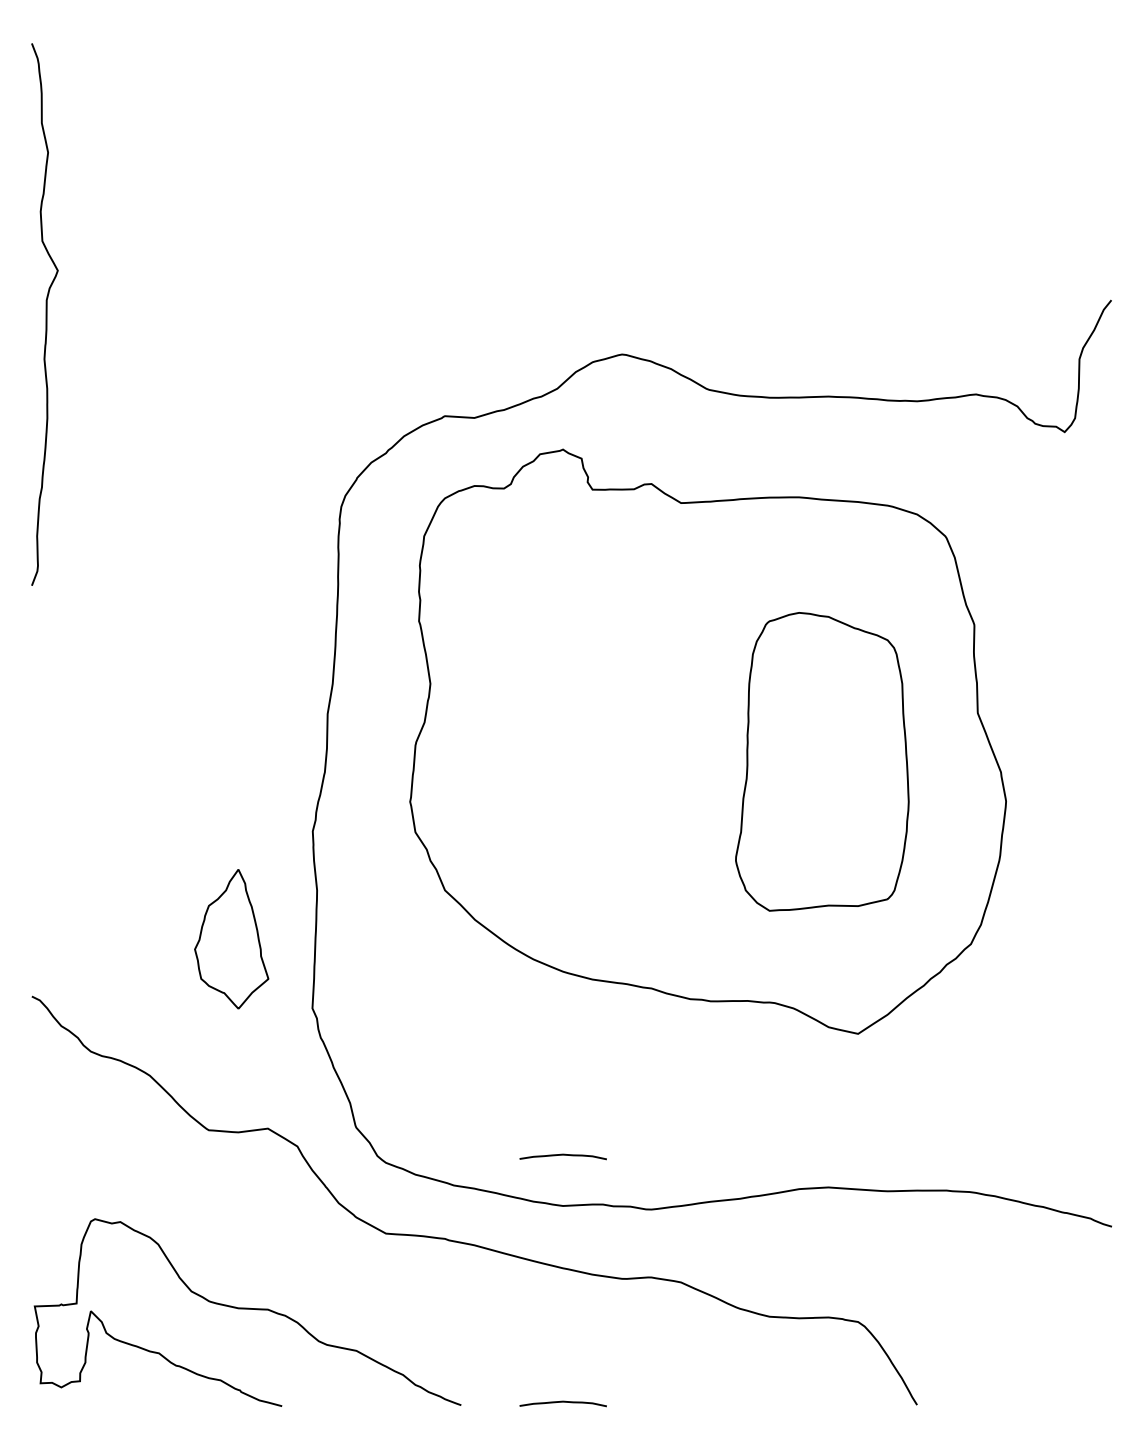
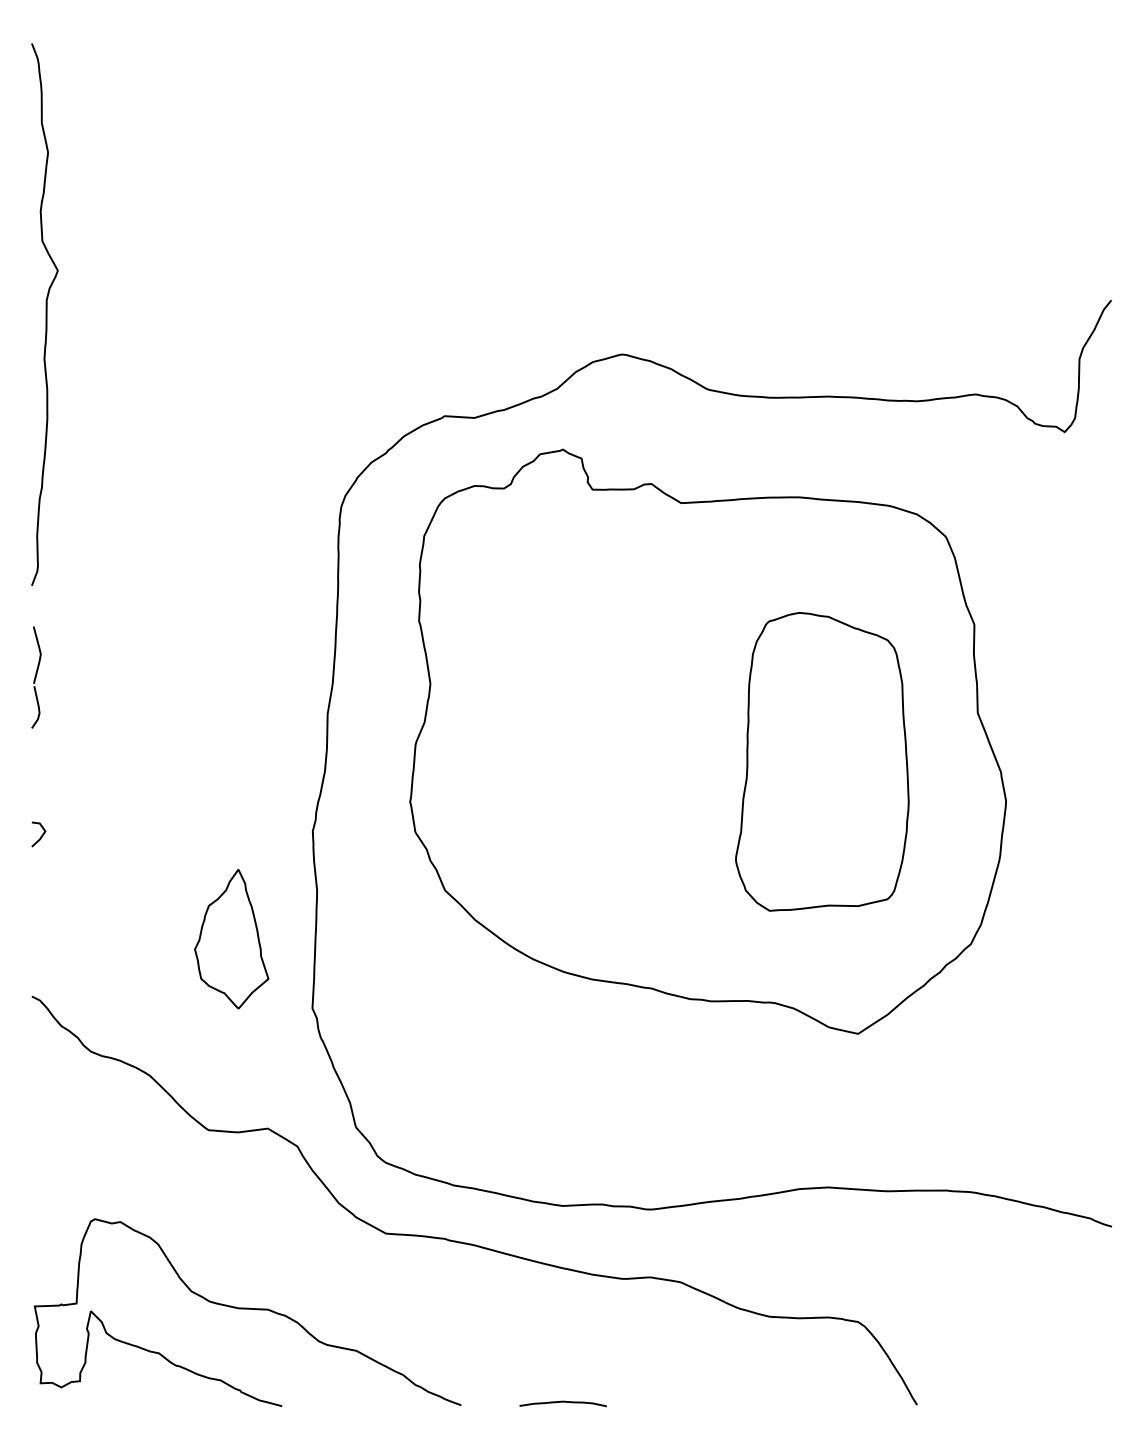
part: none -> present (36, 677)
line: none -> present (40, 836)
curve: present -> none (562, 1155)
